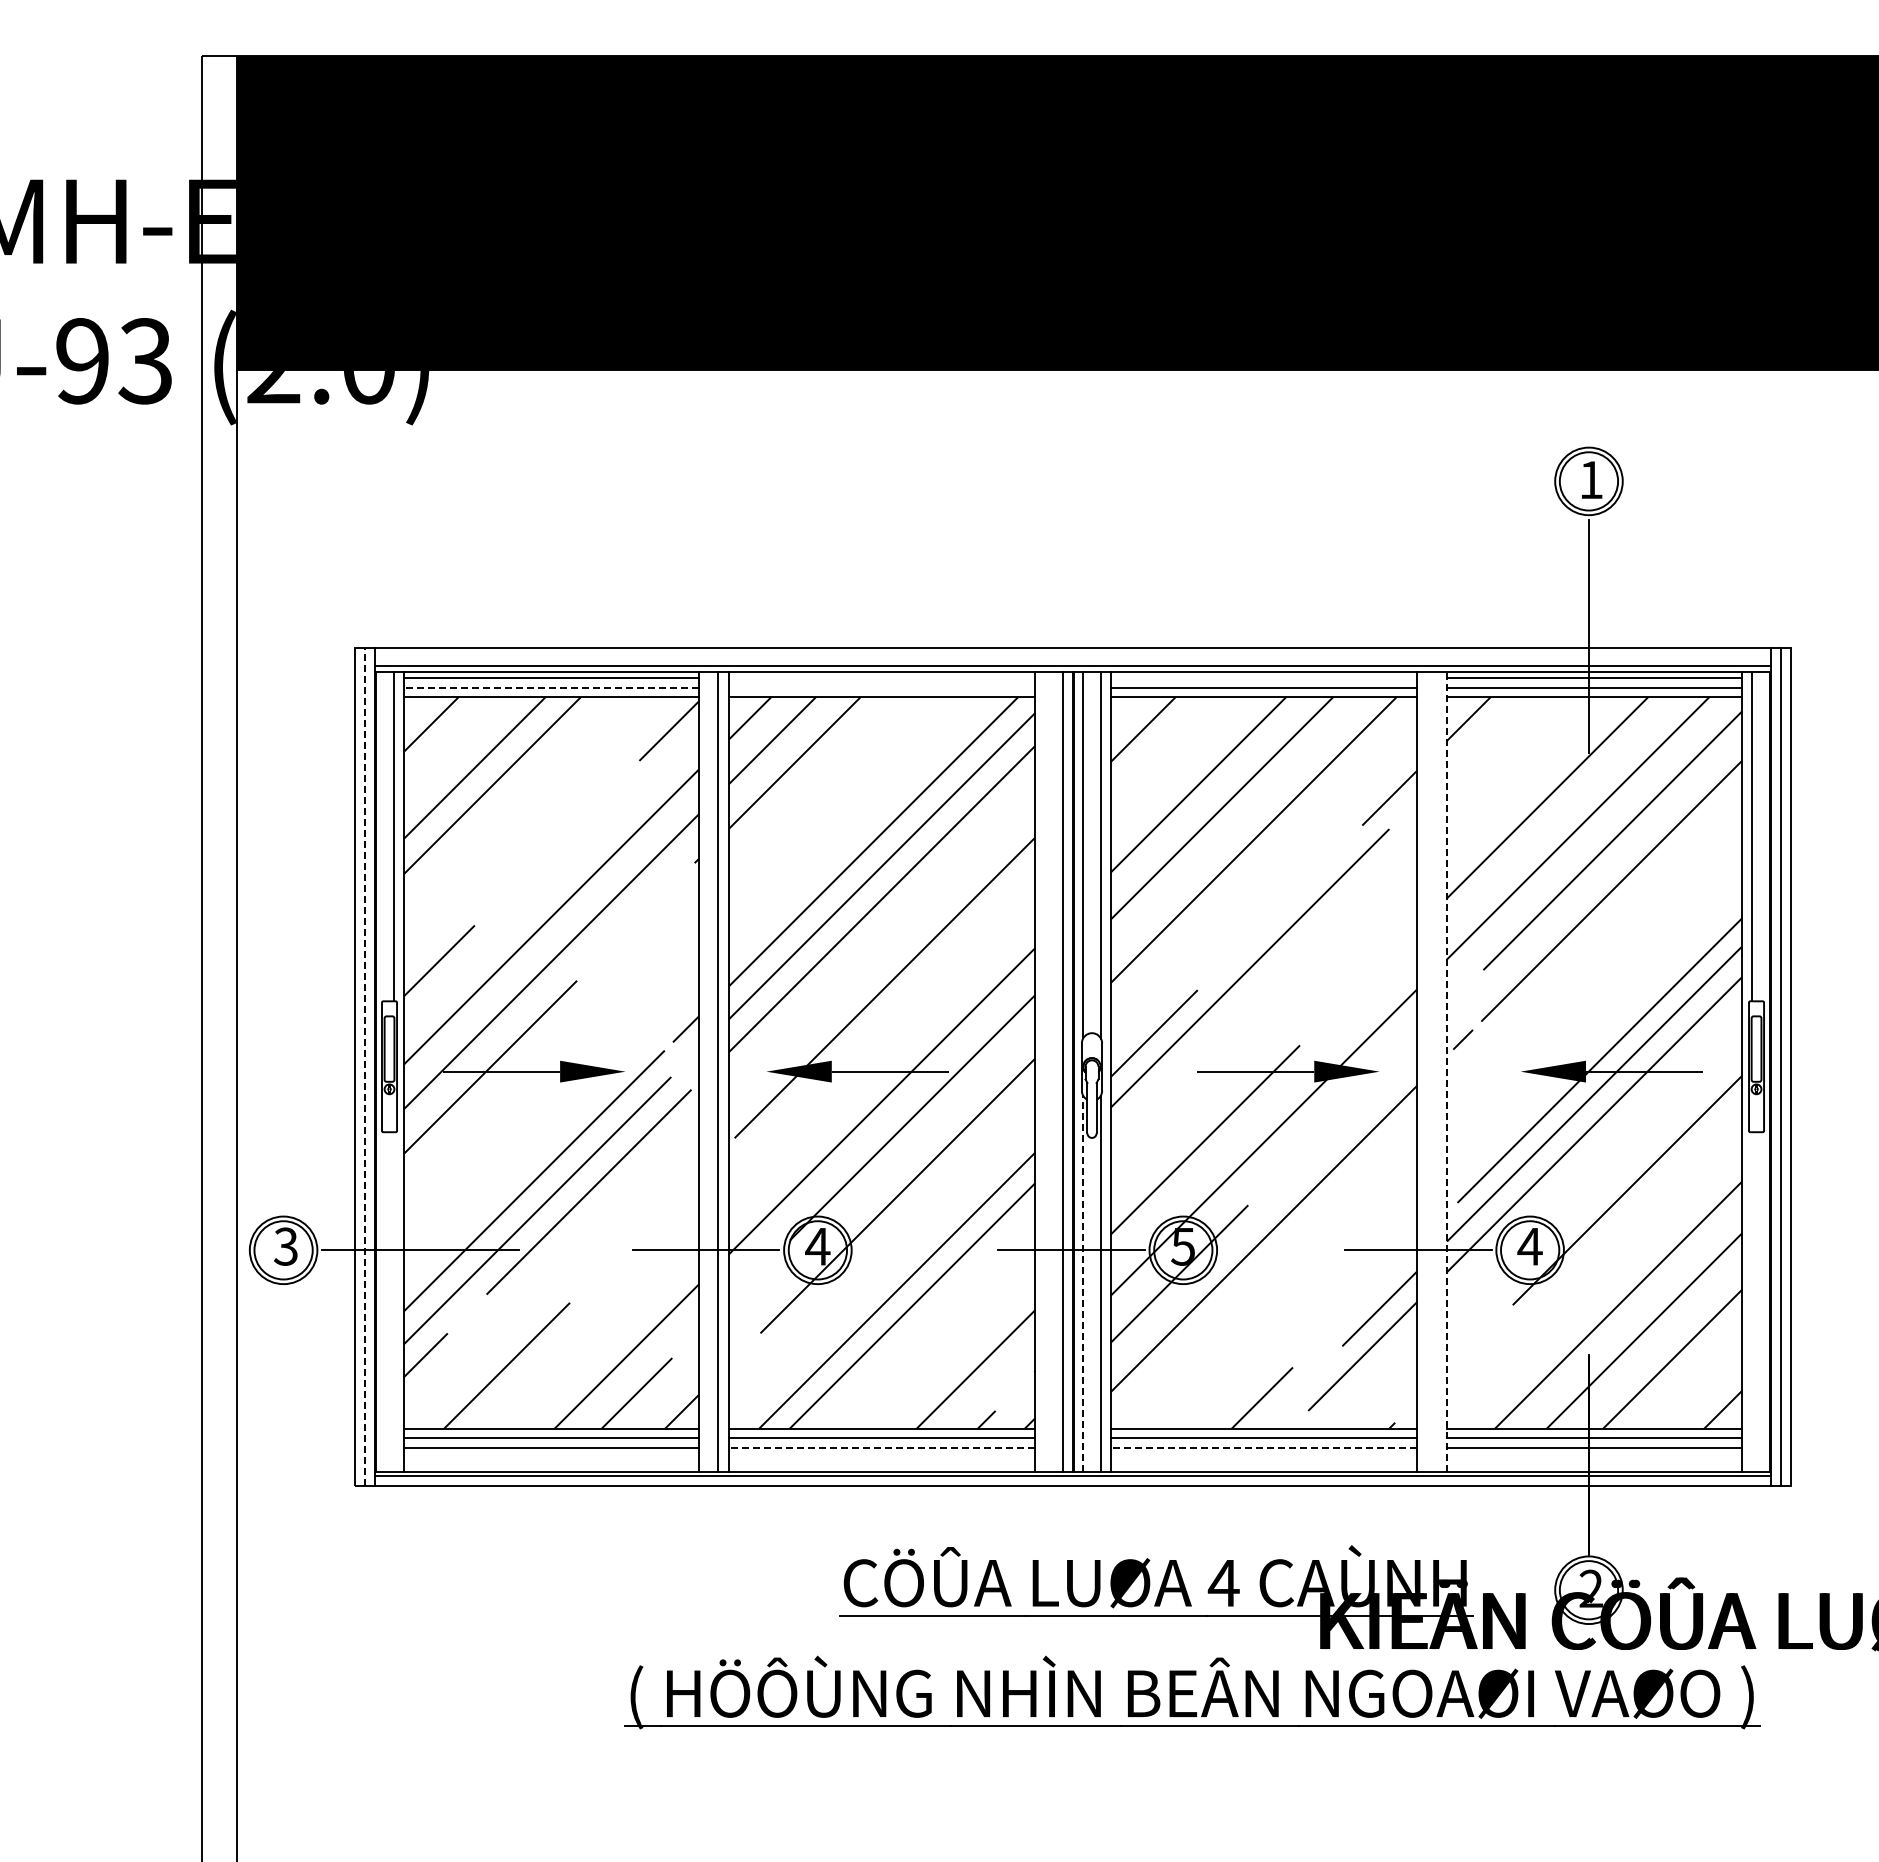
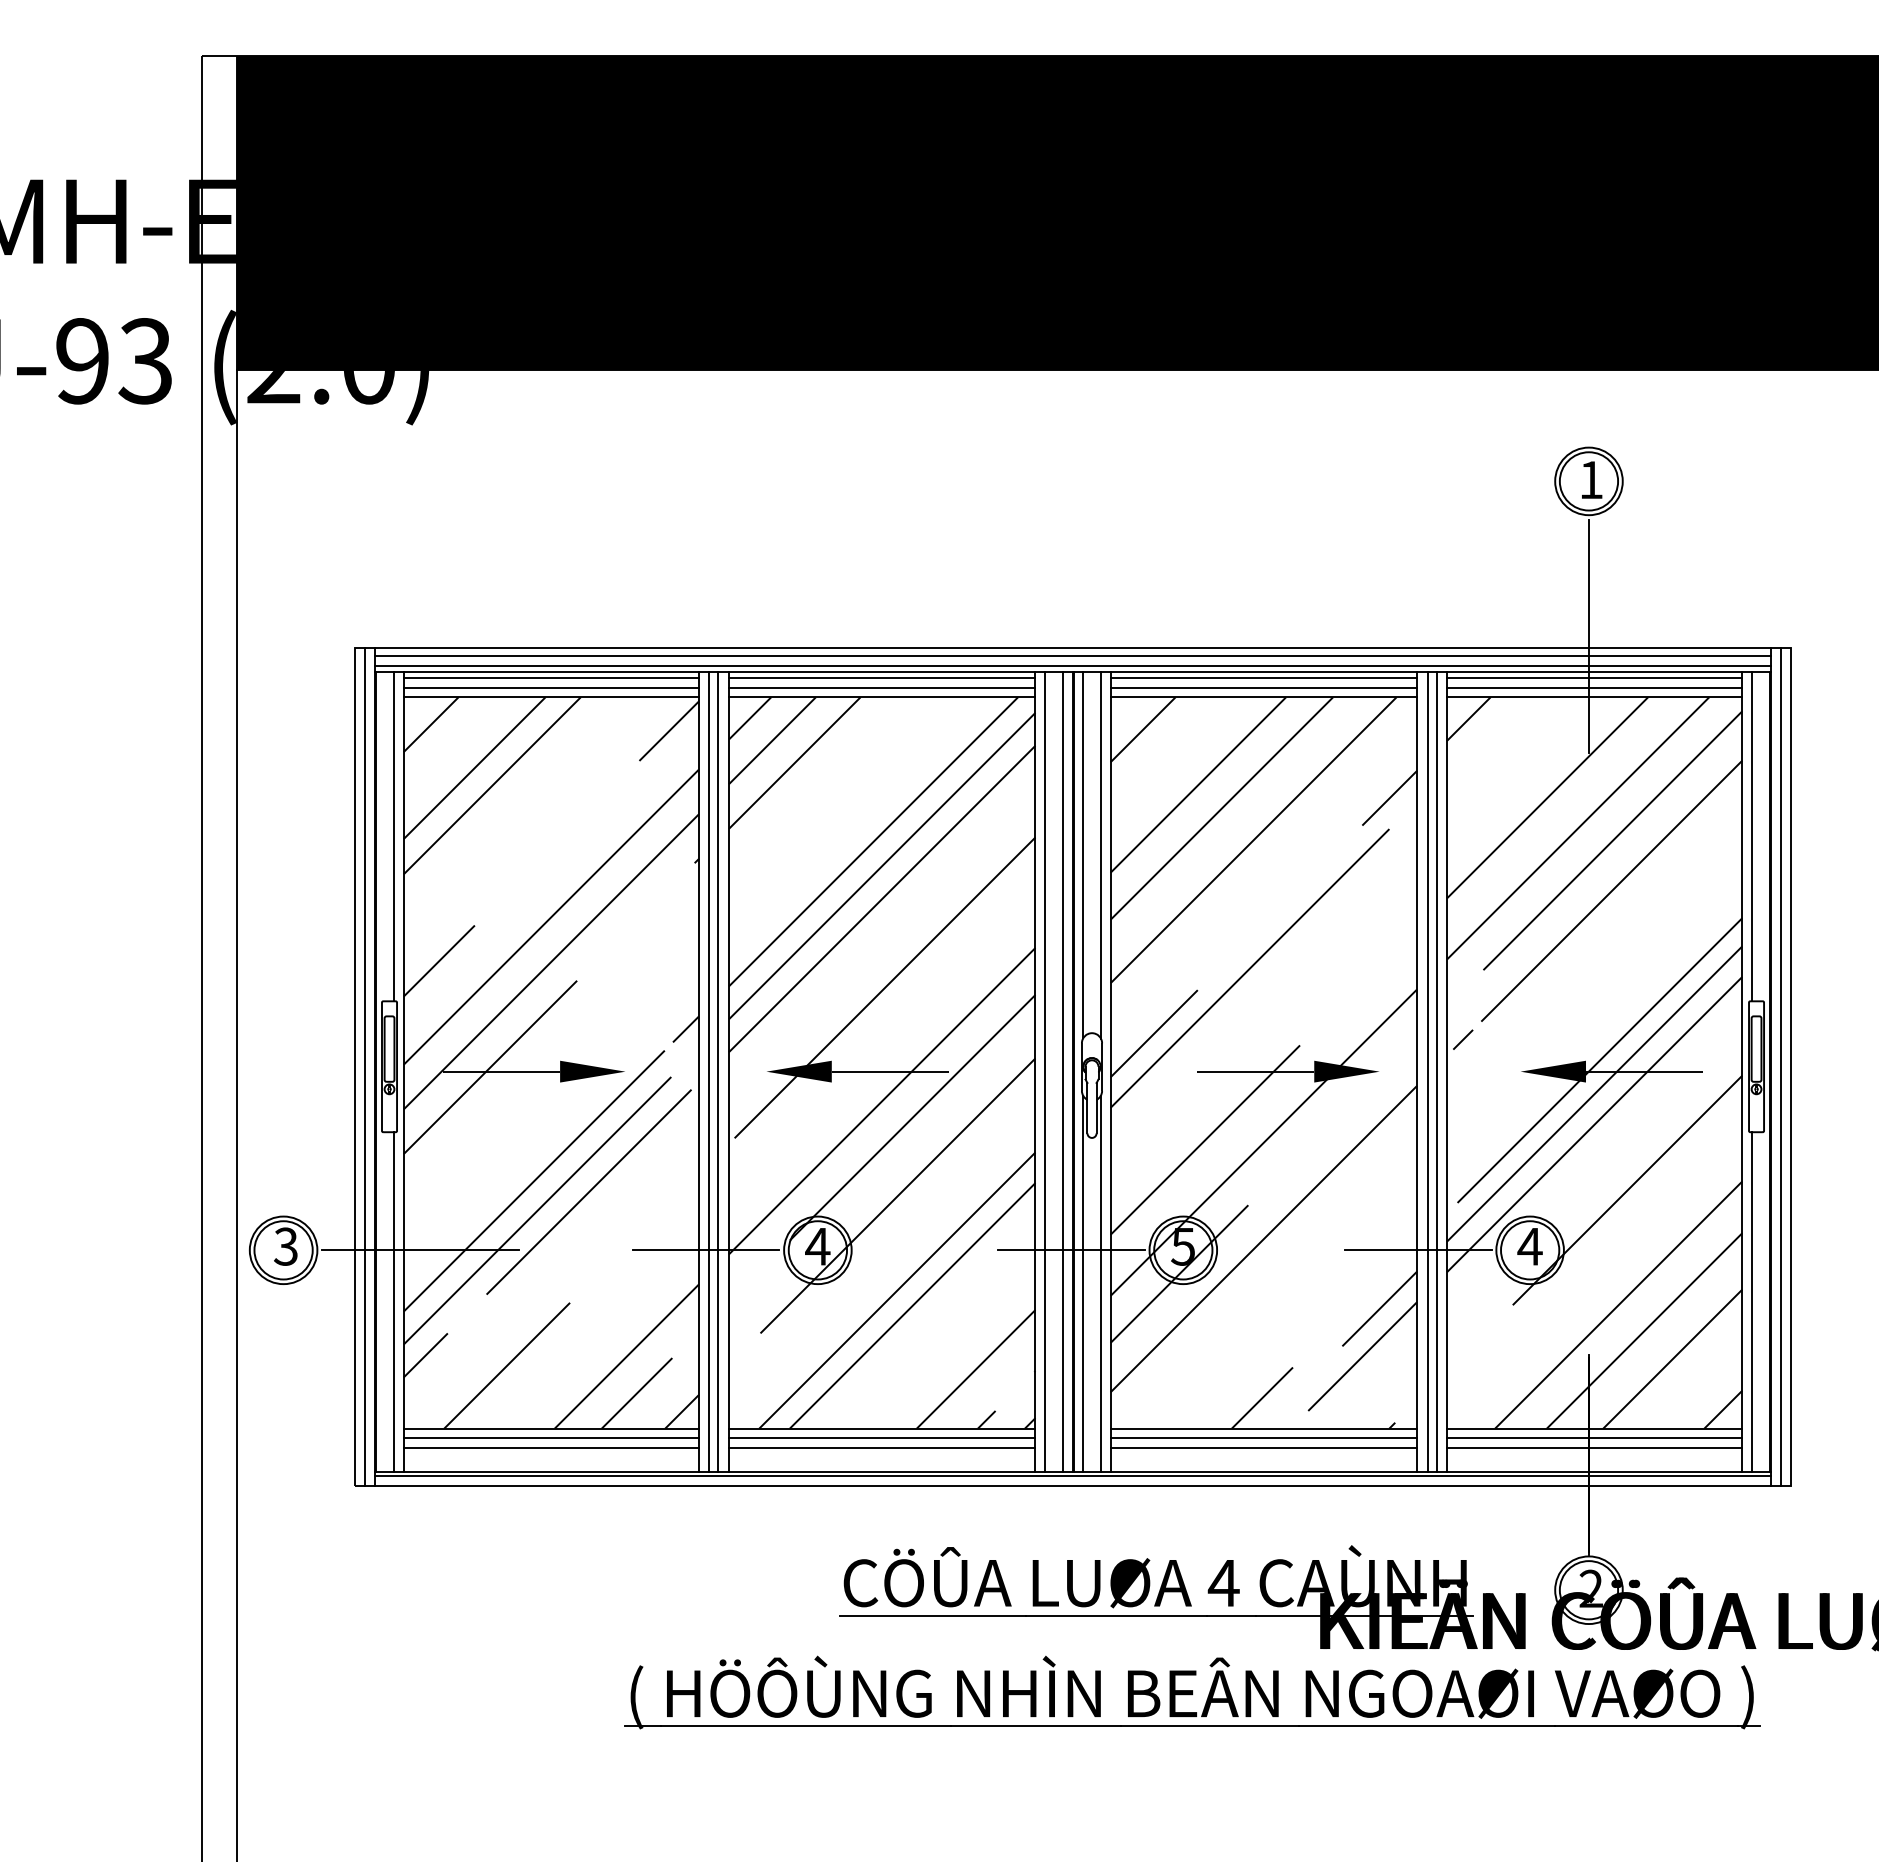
line: none -> present (1072, 656)
line: none -> present (881, 678)
line: none -> present (1263, 678)
line: dashed -> solid (551, 687)
line: none -> present (881, 687)
line: dashed -> solid (365, 1066)
line: none -> present (708, 1071)
line: none -> present (1045, 1071)
line: none -> present (1427, 1071)
line: none -> present (1437, 1071)
line: dashed -> solid (1447, 1071)
line: dashed -> solid (1083, 1283)
line: none -> present (394, 1301)
line: none -> present (1751, 1301)
line: dashed -> solid (881, 1447)
line: dashed -> solid (1263, 1447)
